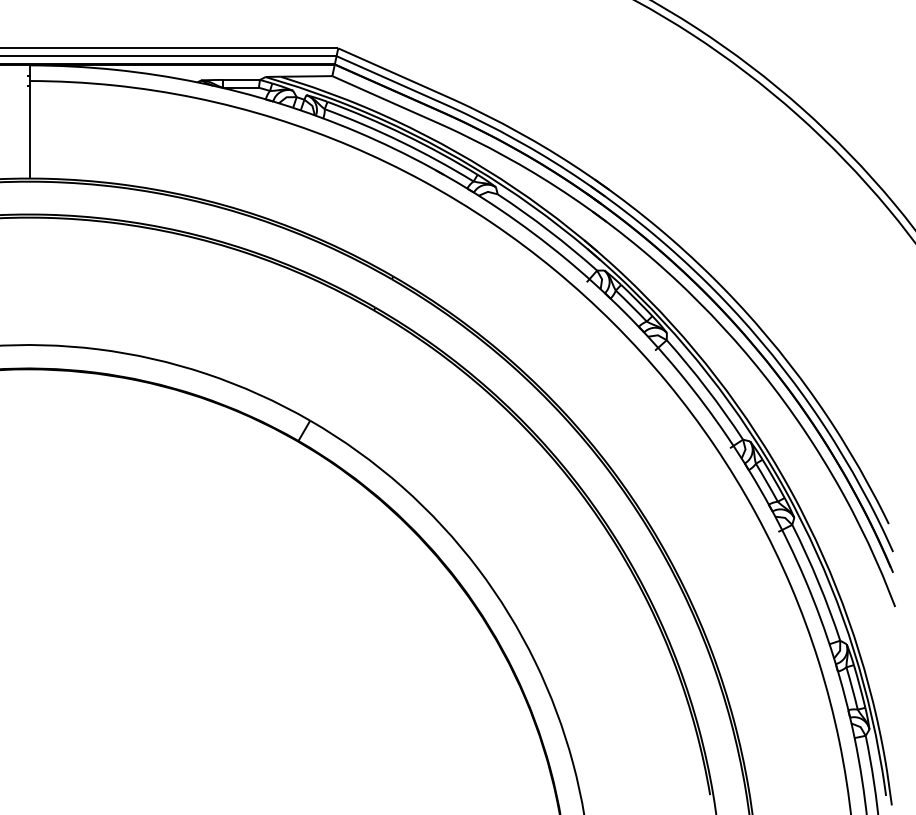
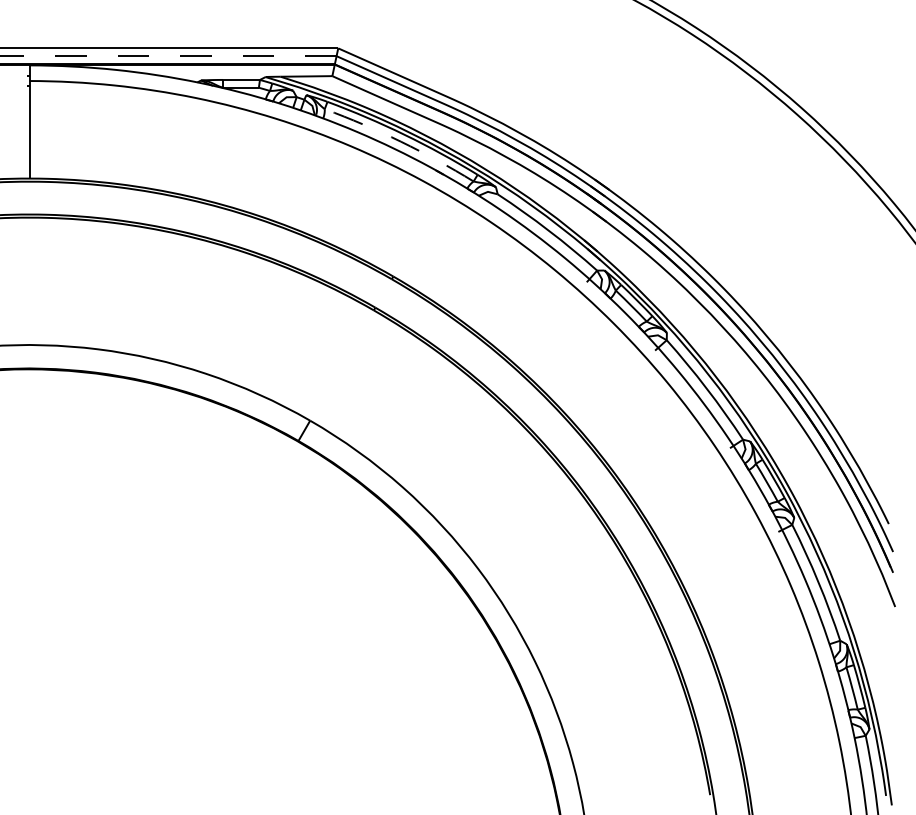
line: solid -> dashed (168, 56)
line: solid -> dashed (400, 141)
